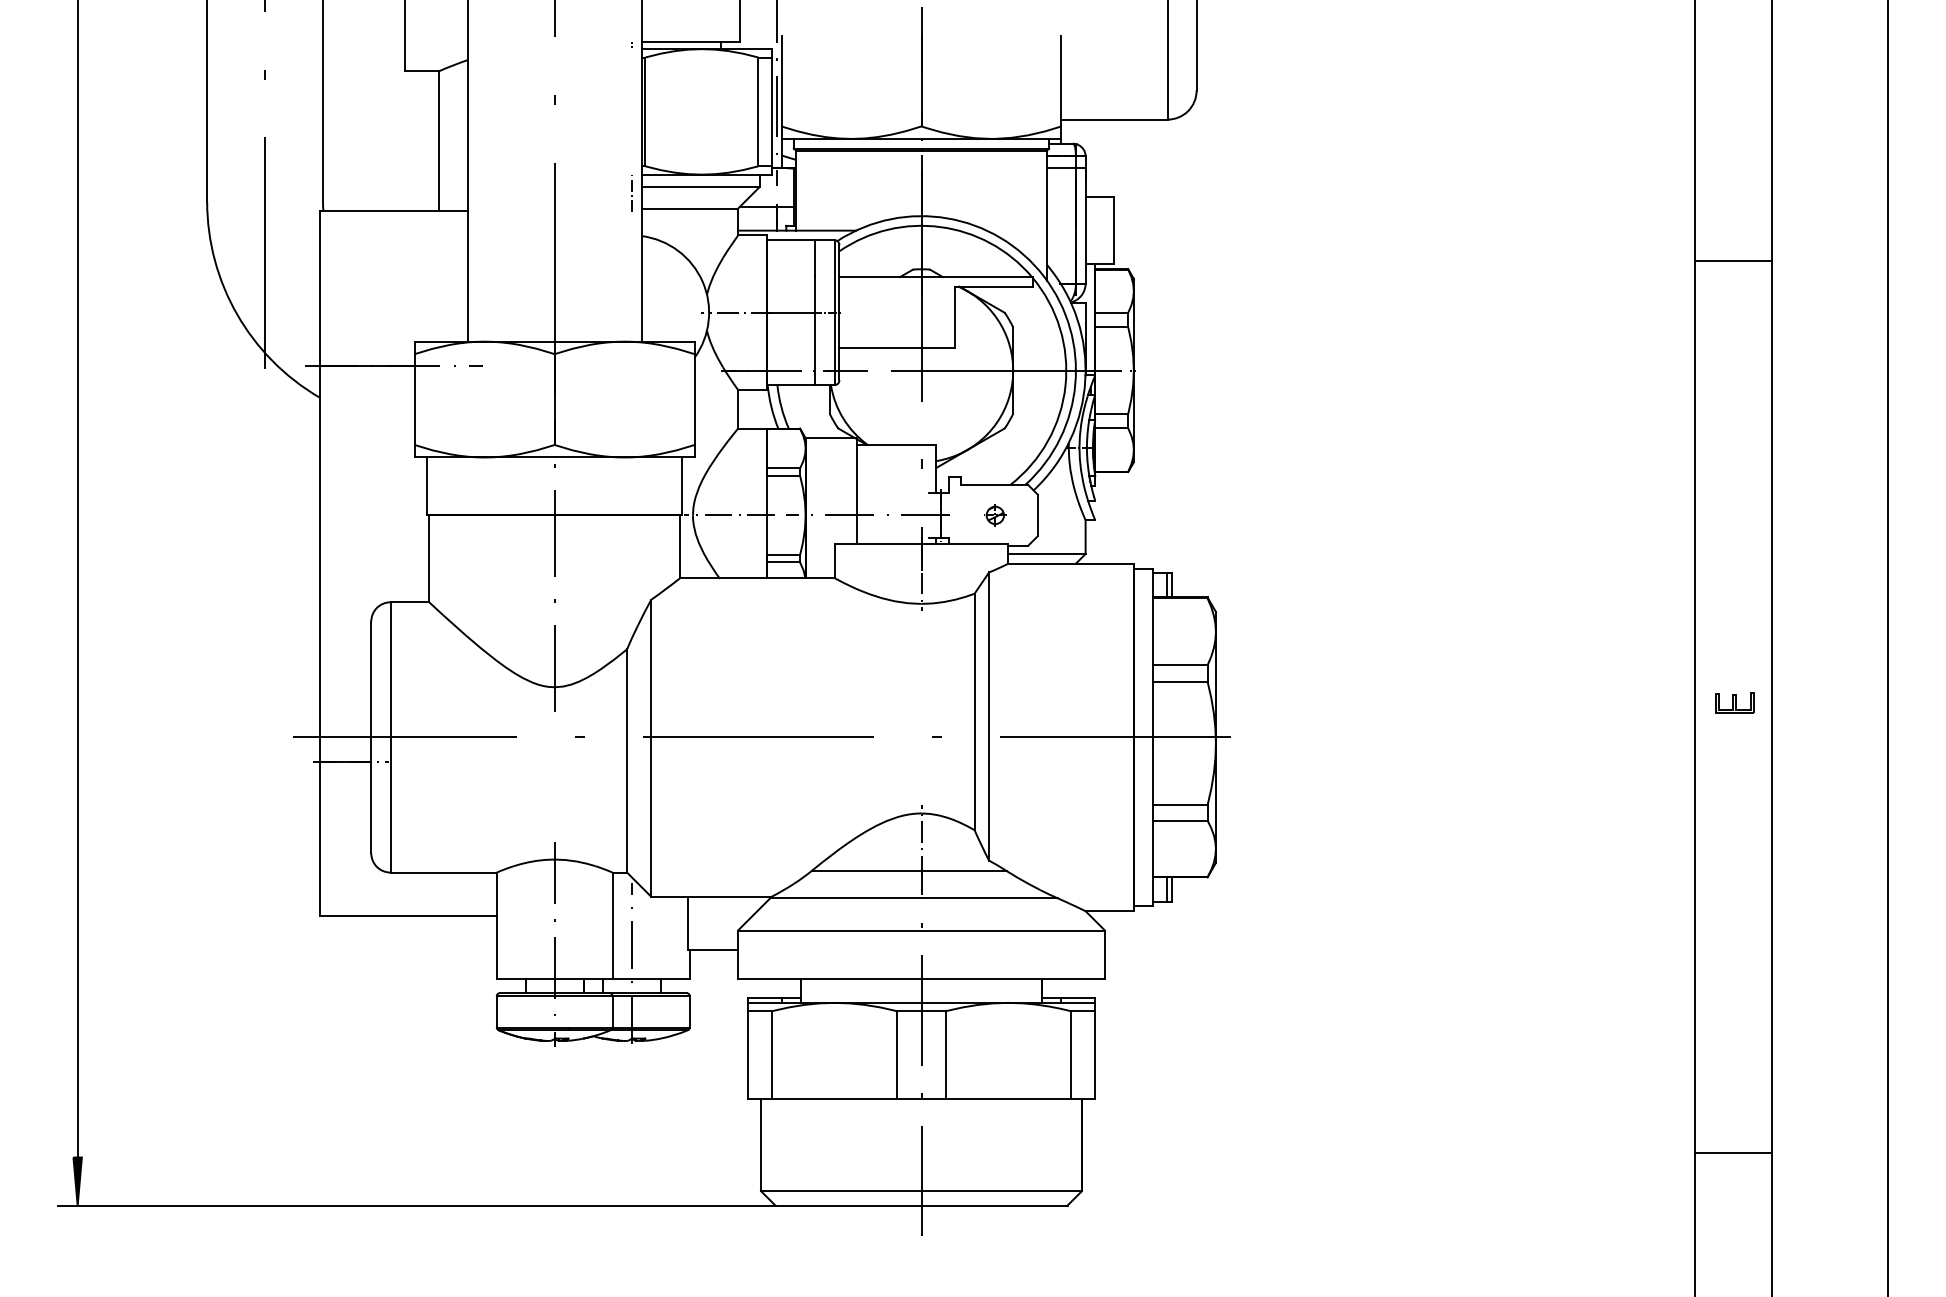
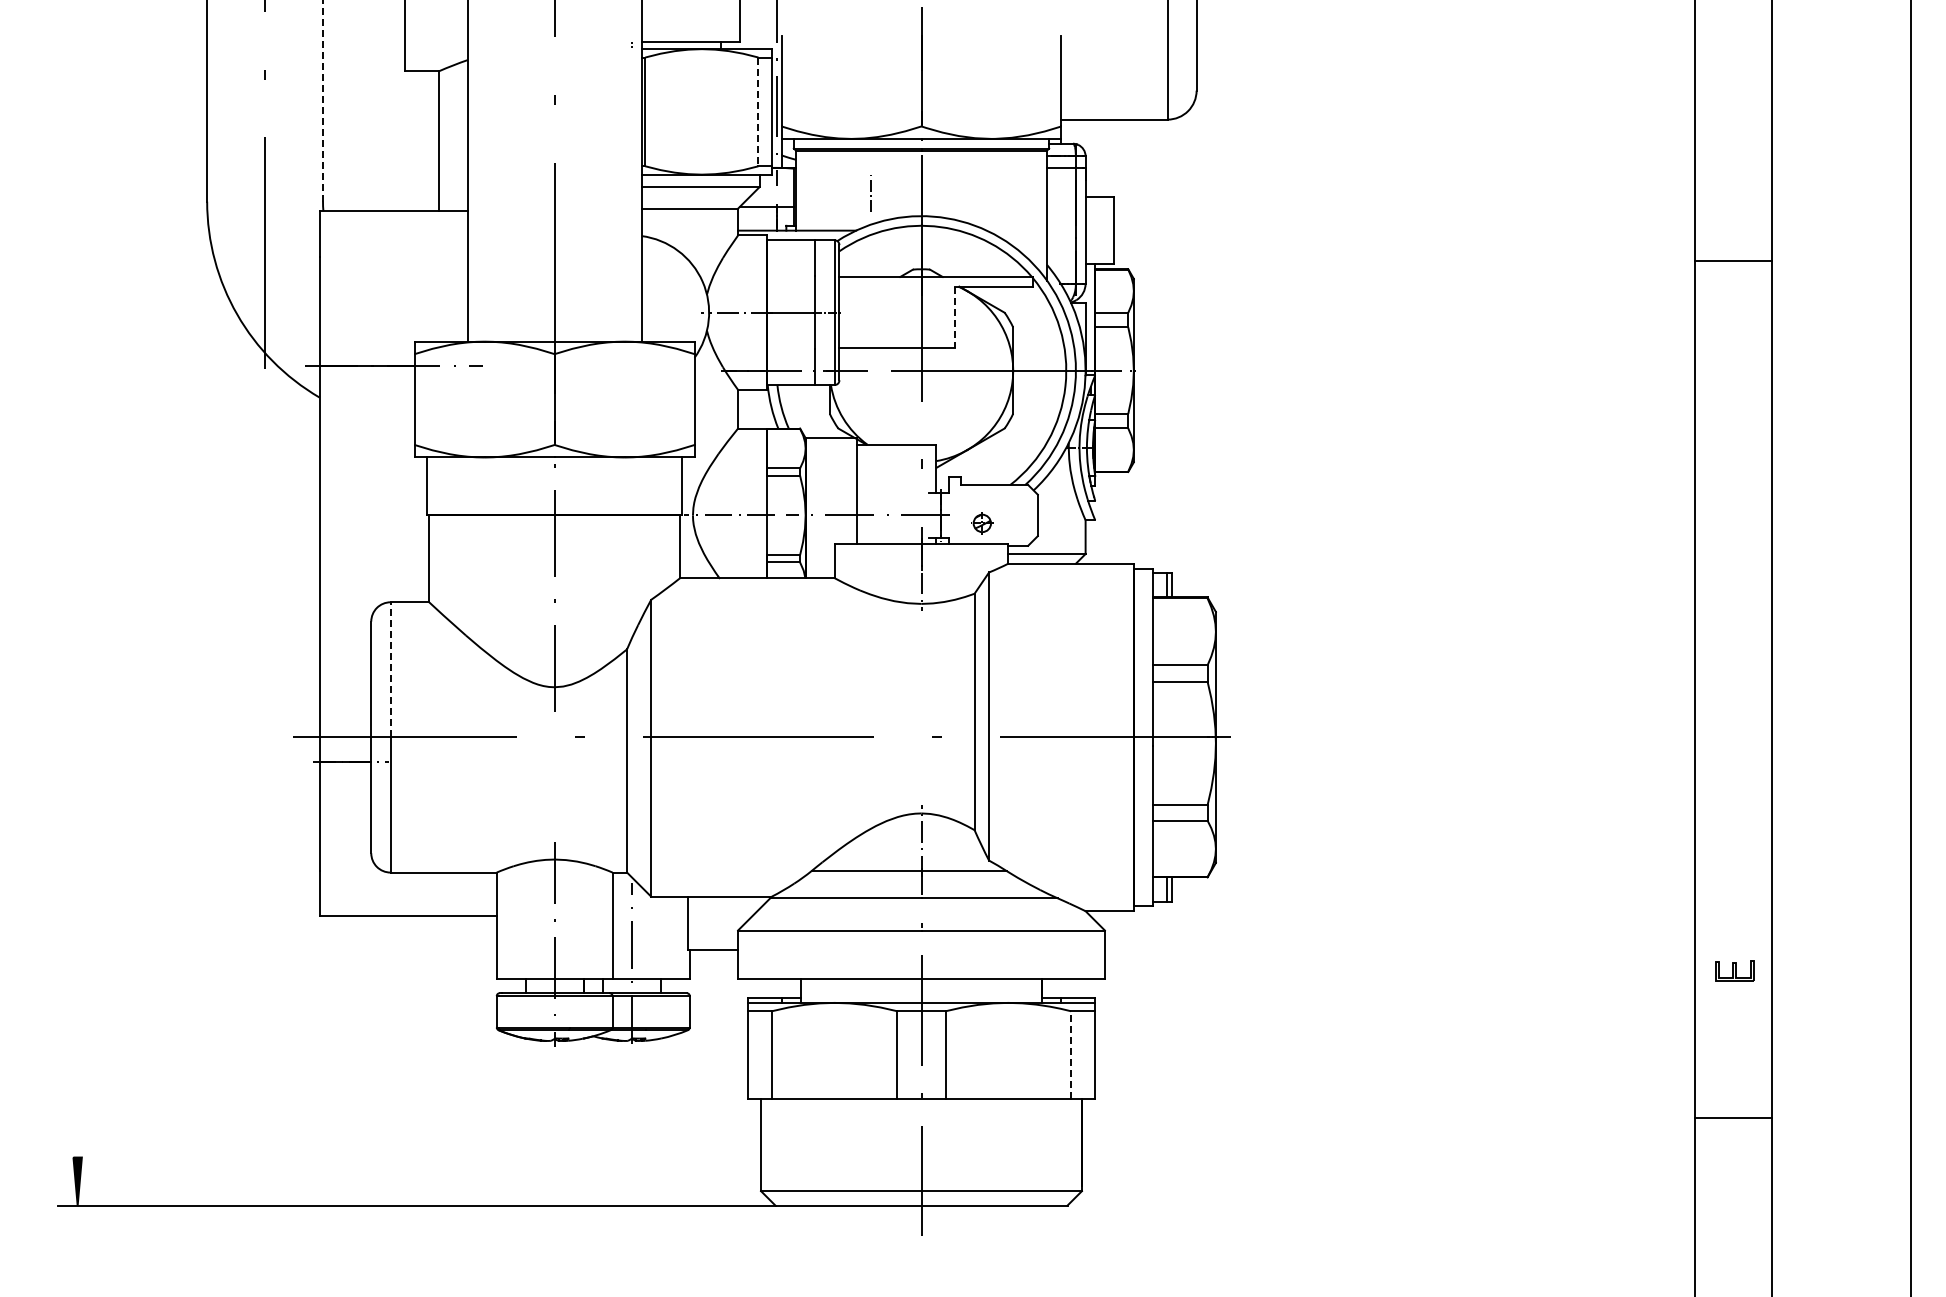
line: solid -> dashed (323, 100)
line: solid -> dashed (758, 112)
line position: (631, 191) -> (870, 191) (870, 191)
line: solid -> dashed (955, 317)
part position: (995, 515) -> (982, 523) (982, 523)
line: present -> none (77, 579)
line position: (1887, 647) -> (1910, 647) (1910, 647)
line: solid -> dashed (390, 669)
part position: (1734, 702) -> (1734, 970) (1734, 970)
line: solid -> dashed (1071, 1054)
line position: (1732, 1152) -> (1732, 1117) (1732, 1117)
